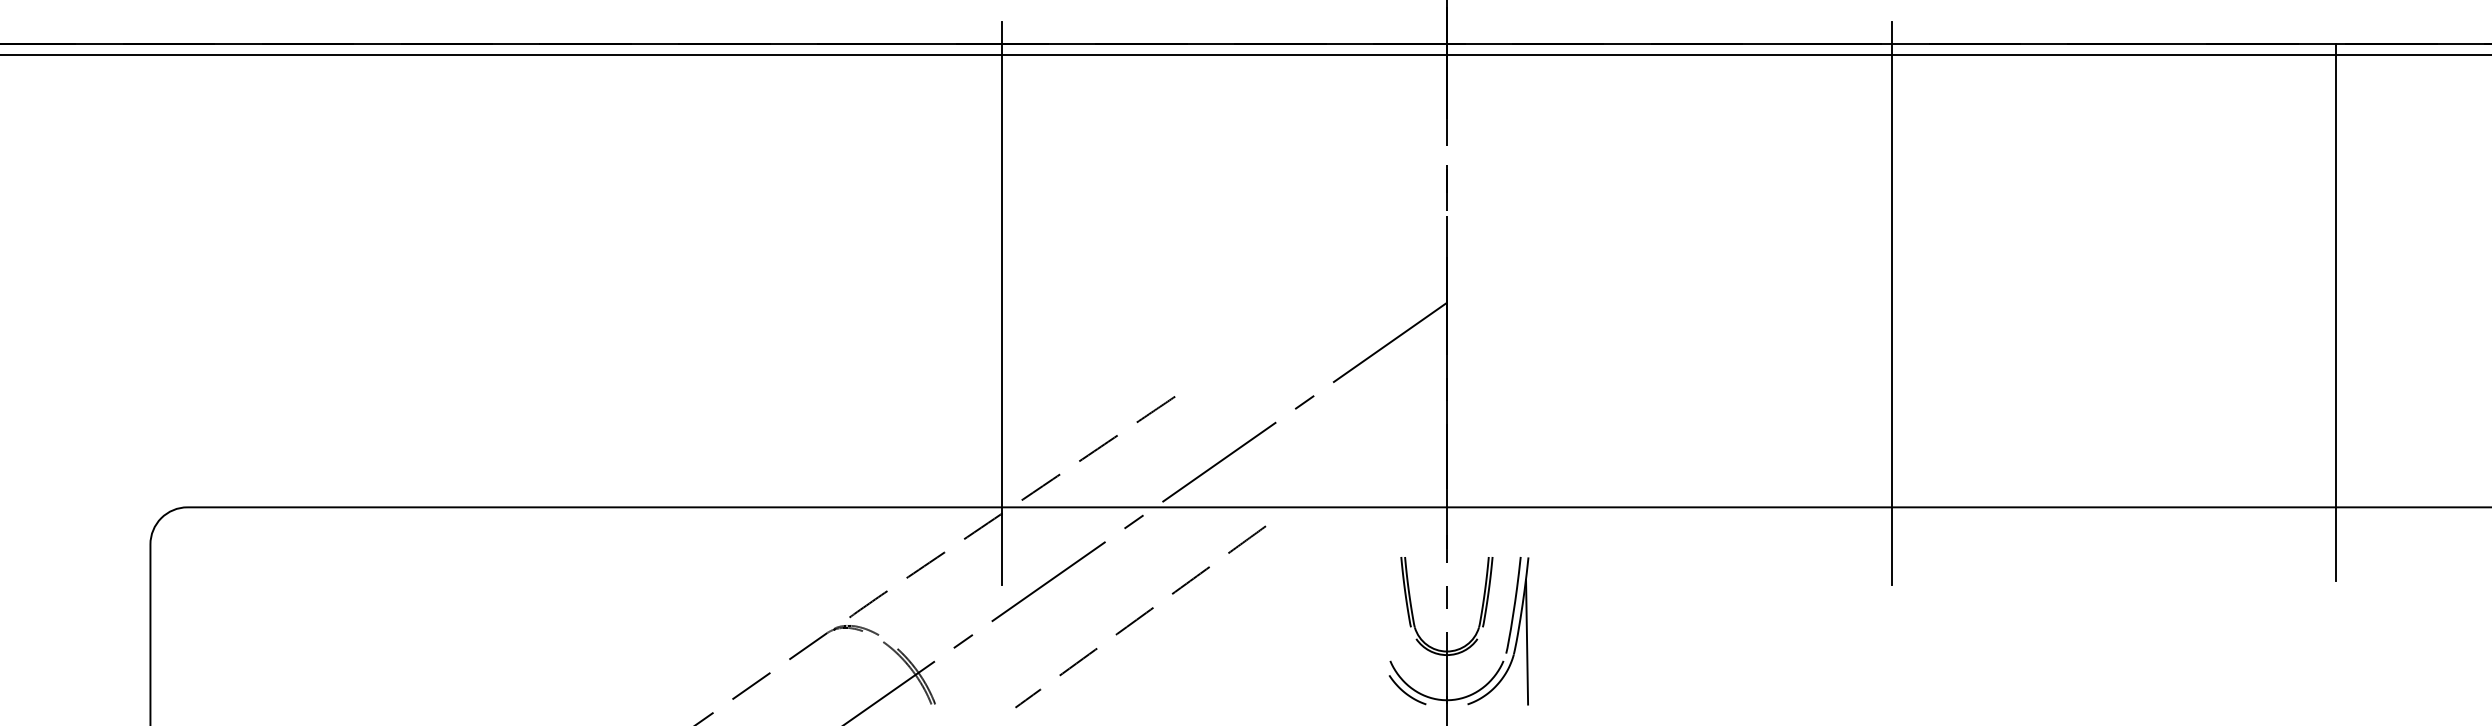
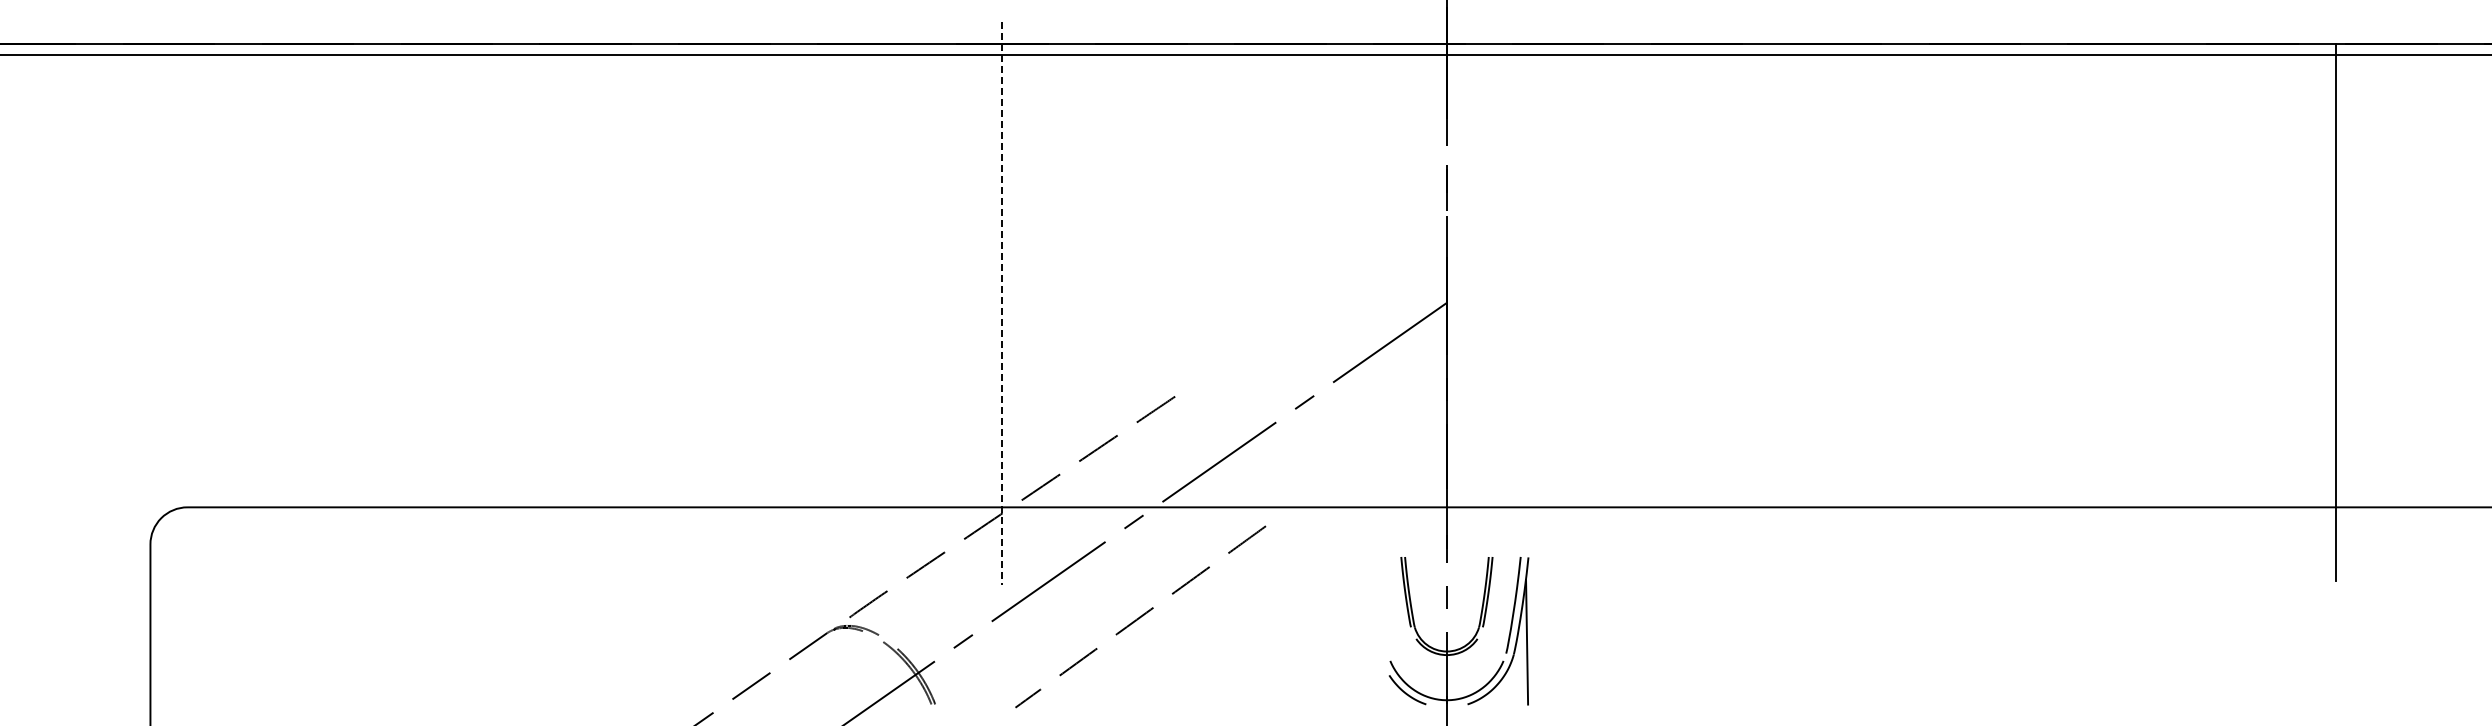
line: solid -> dashed (1002, 303)
line: present -> none (1891, 303)
